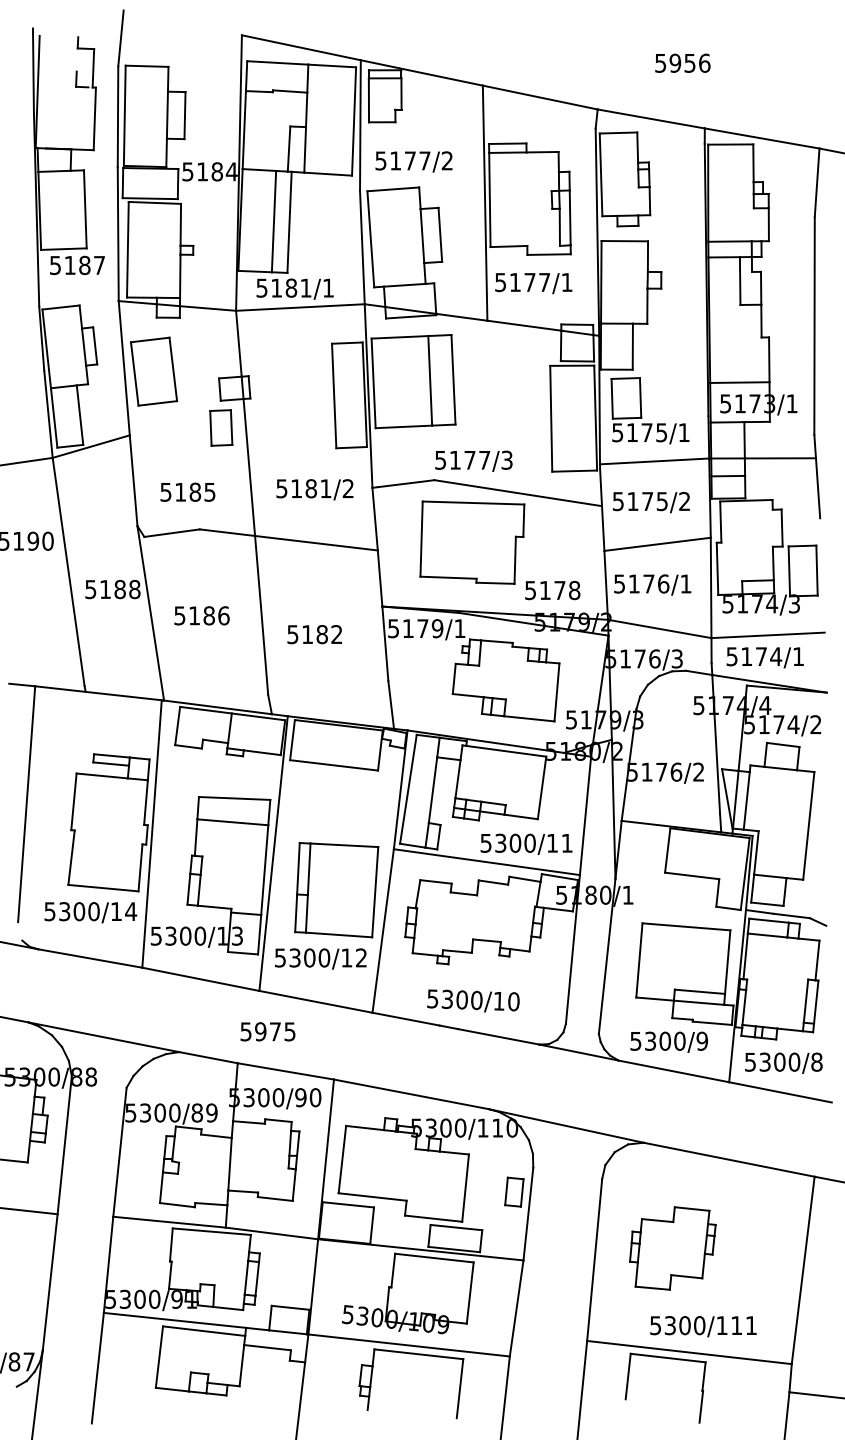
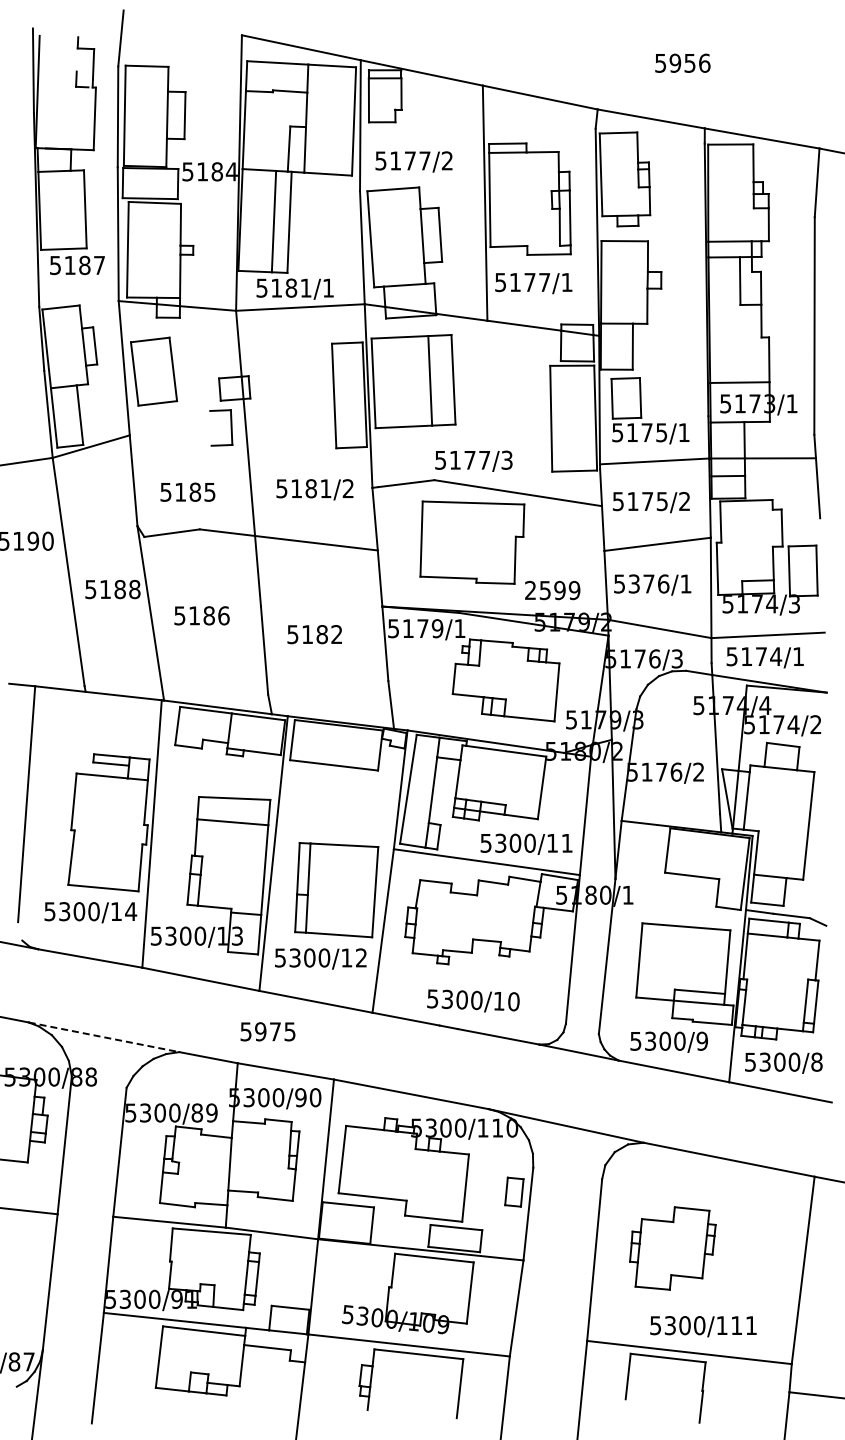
line: present -> none (210, 428)
text: 5176/1 -> 5376/1 (633, 583)
text: 5178 -> 2599 (552, 590)
line: solid -> dashed (104, 1037)
